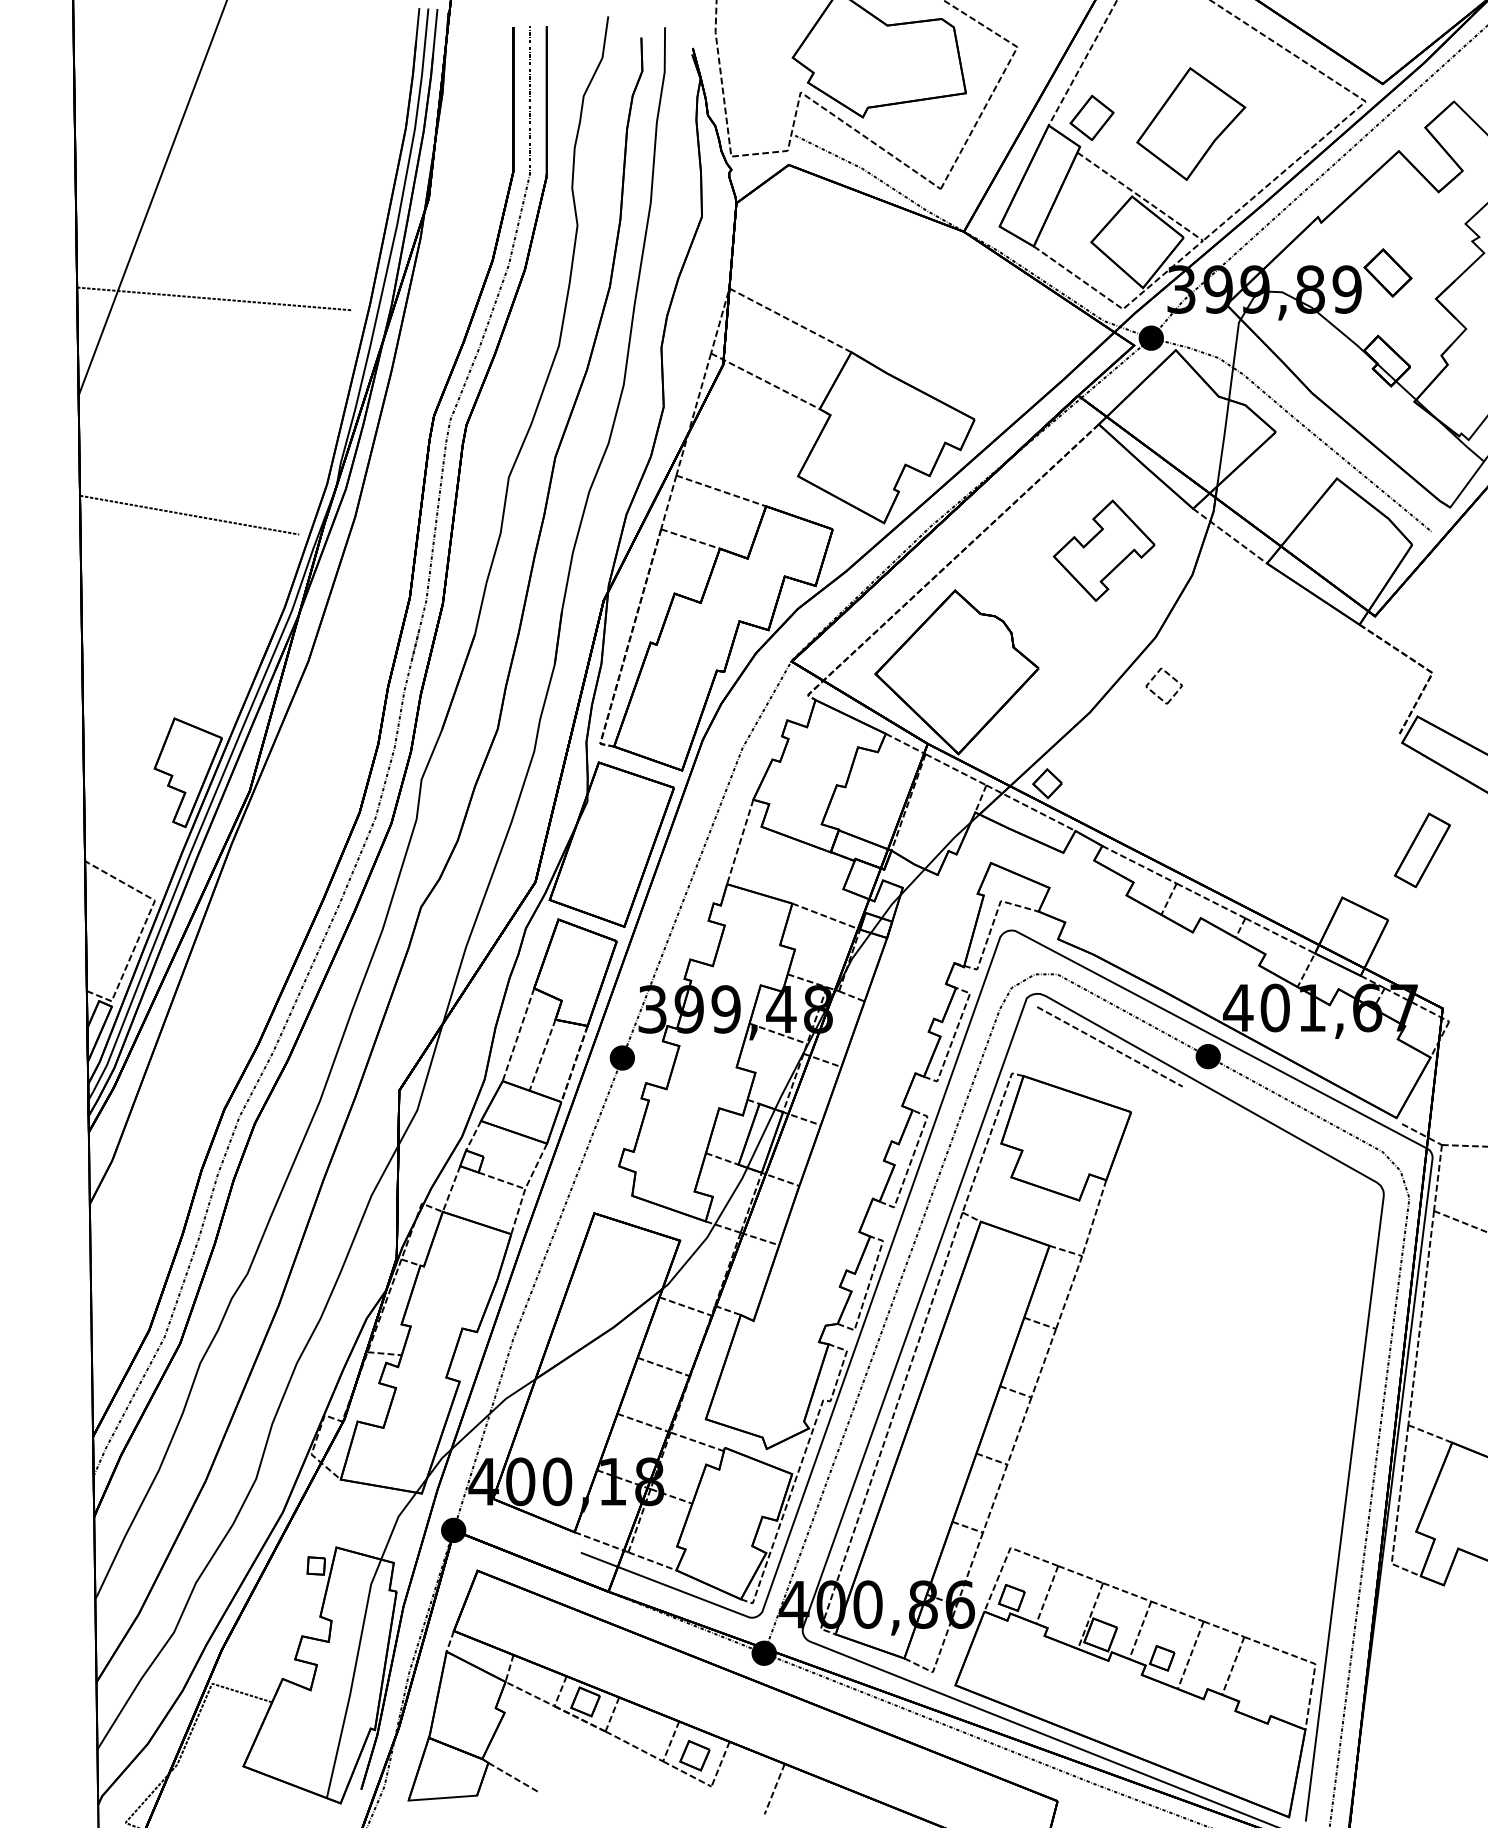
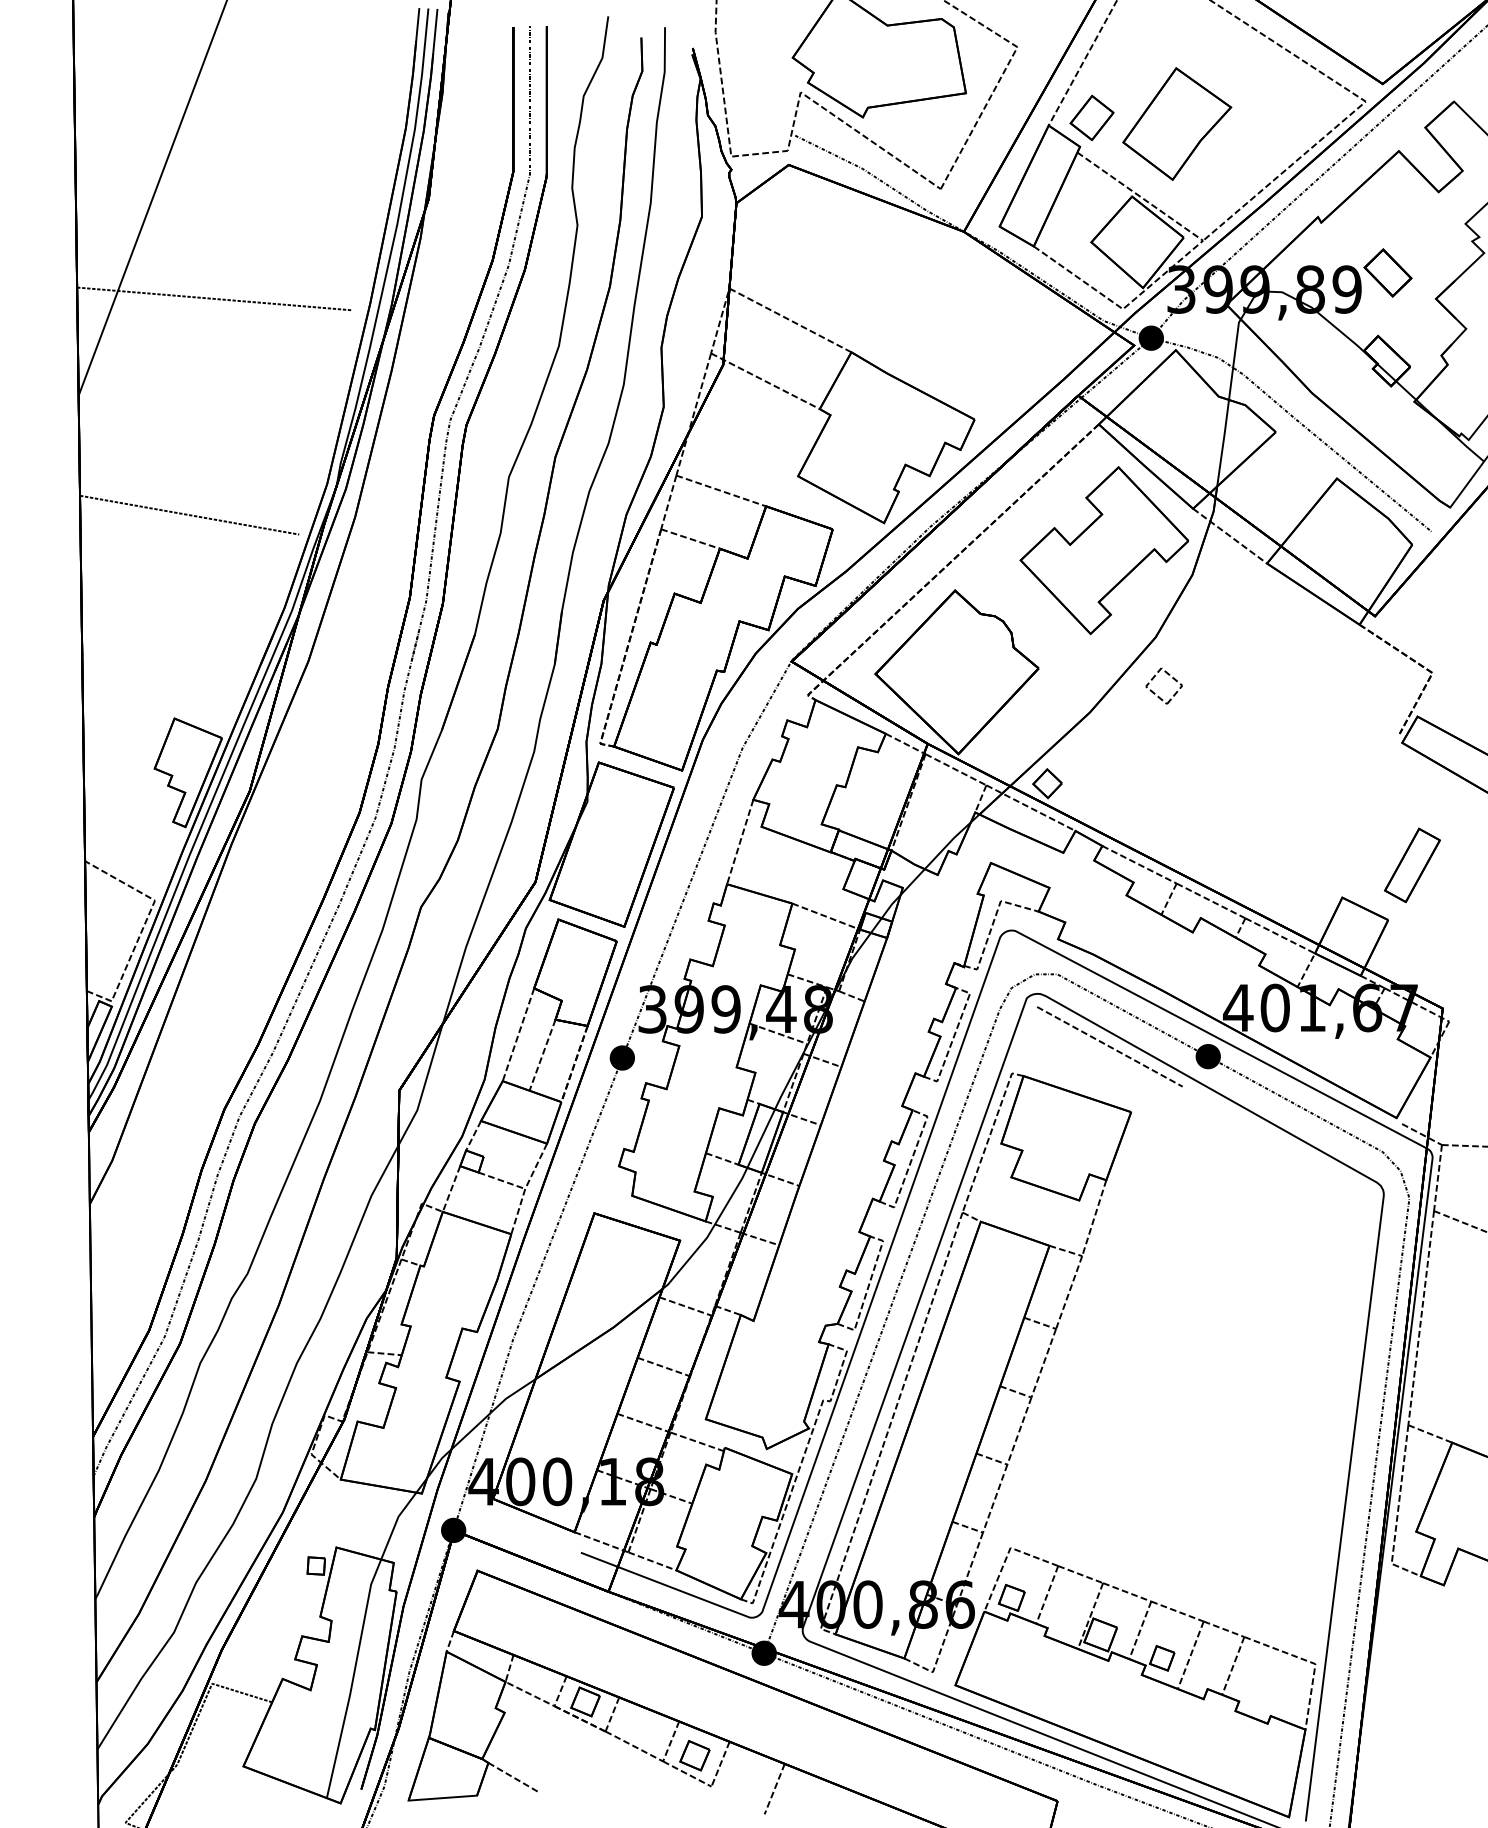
part position: (1191, 123) -> (1177, 123) (1177, 123)
part size: 104x103 px -> 170x170 px (1103, 550)
part position: (1422, 850) -> (1412, 865) (1412, 865)
